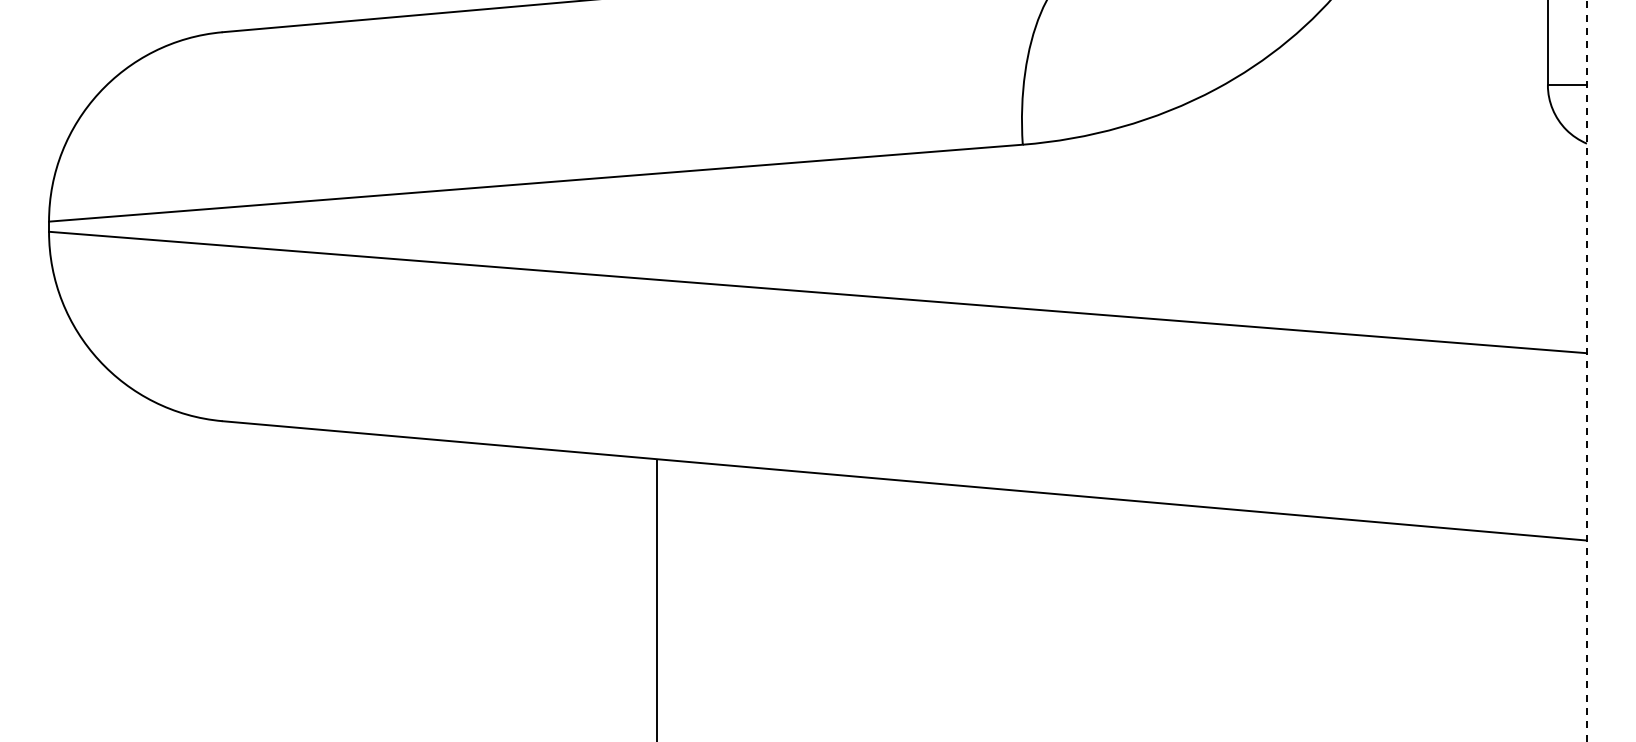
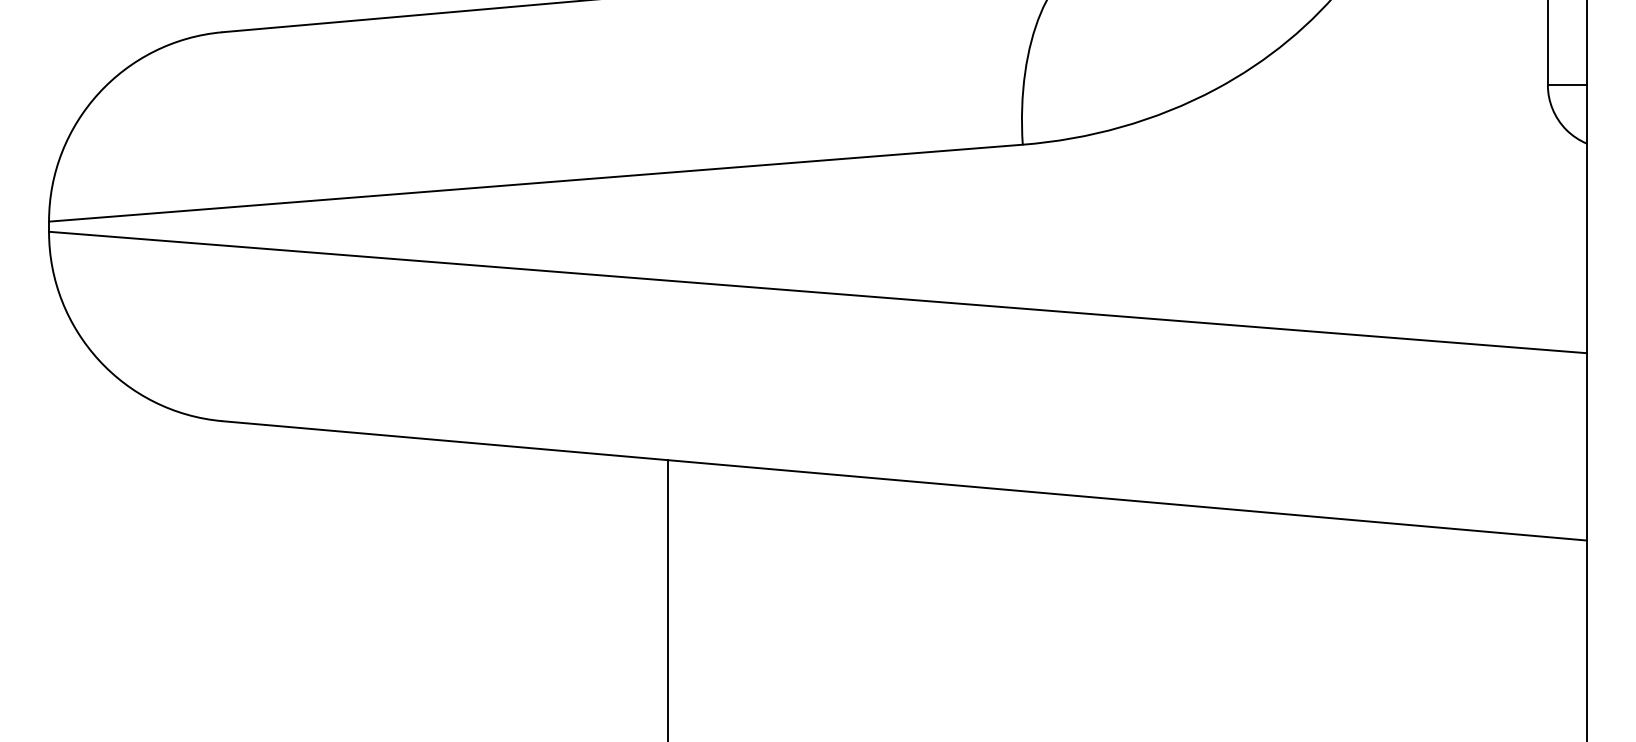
line: dashed -> solid (1586, 370)
line position: (657, 599) -> (668, 599) (668, 599)
